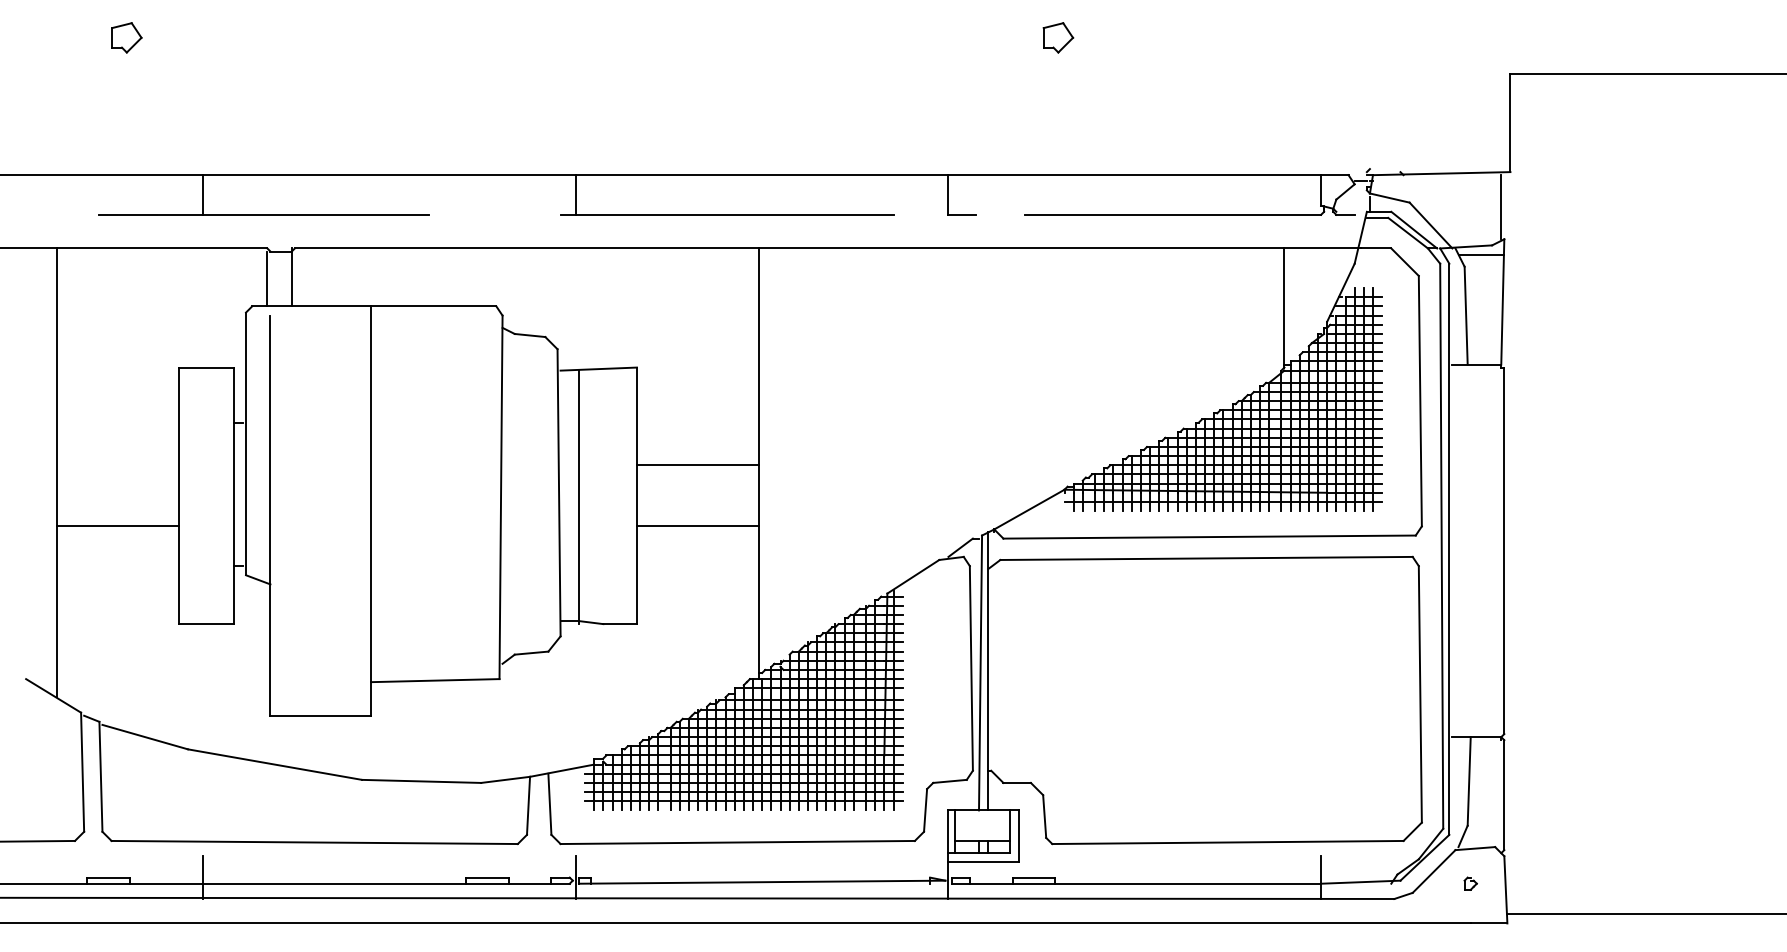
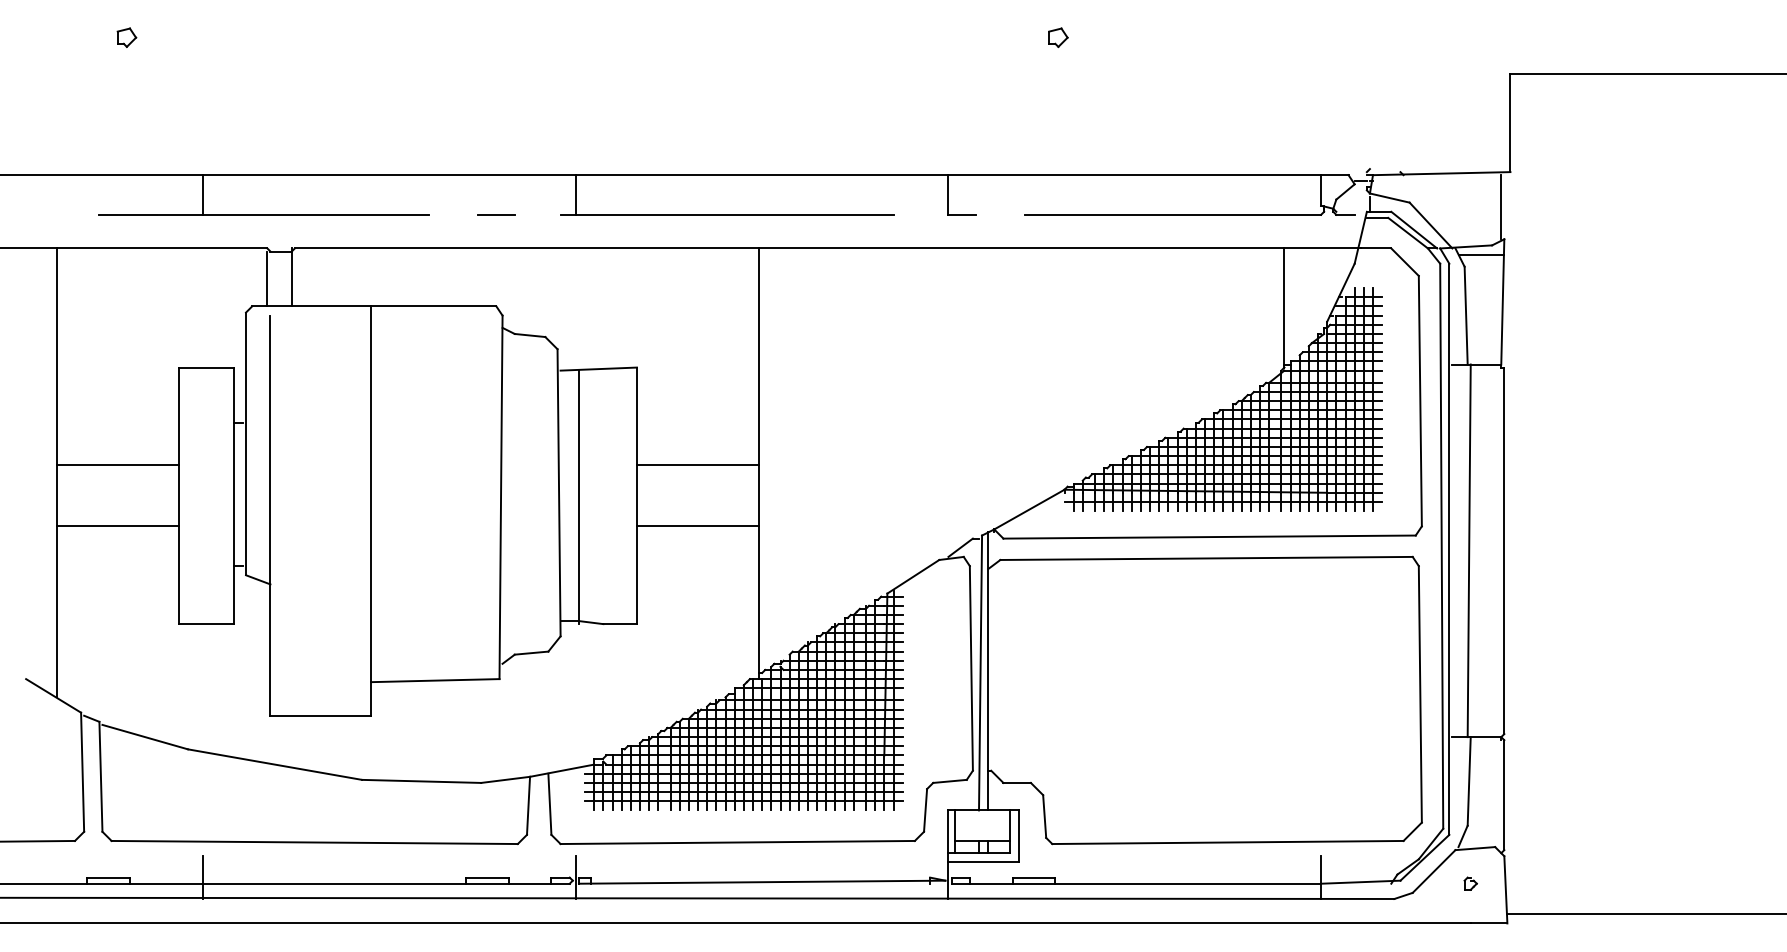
part size: 32x32 px -> 22x21 px (126, 37)
part size: 33x32 px -> 21x21 px (1058, 37)
line: none -> present (496, 214)
line: none -> present (117, 465)
line: none -> present (1468, 550)
